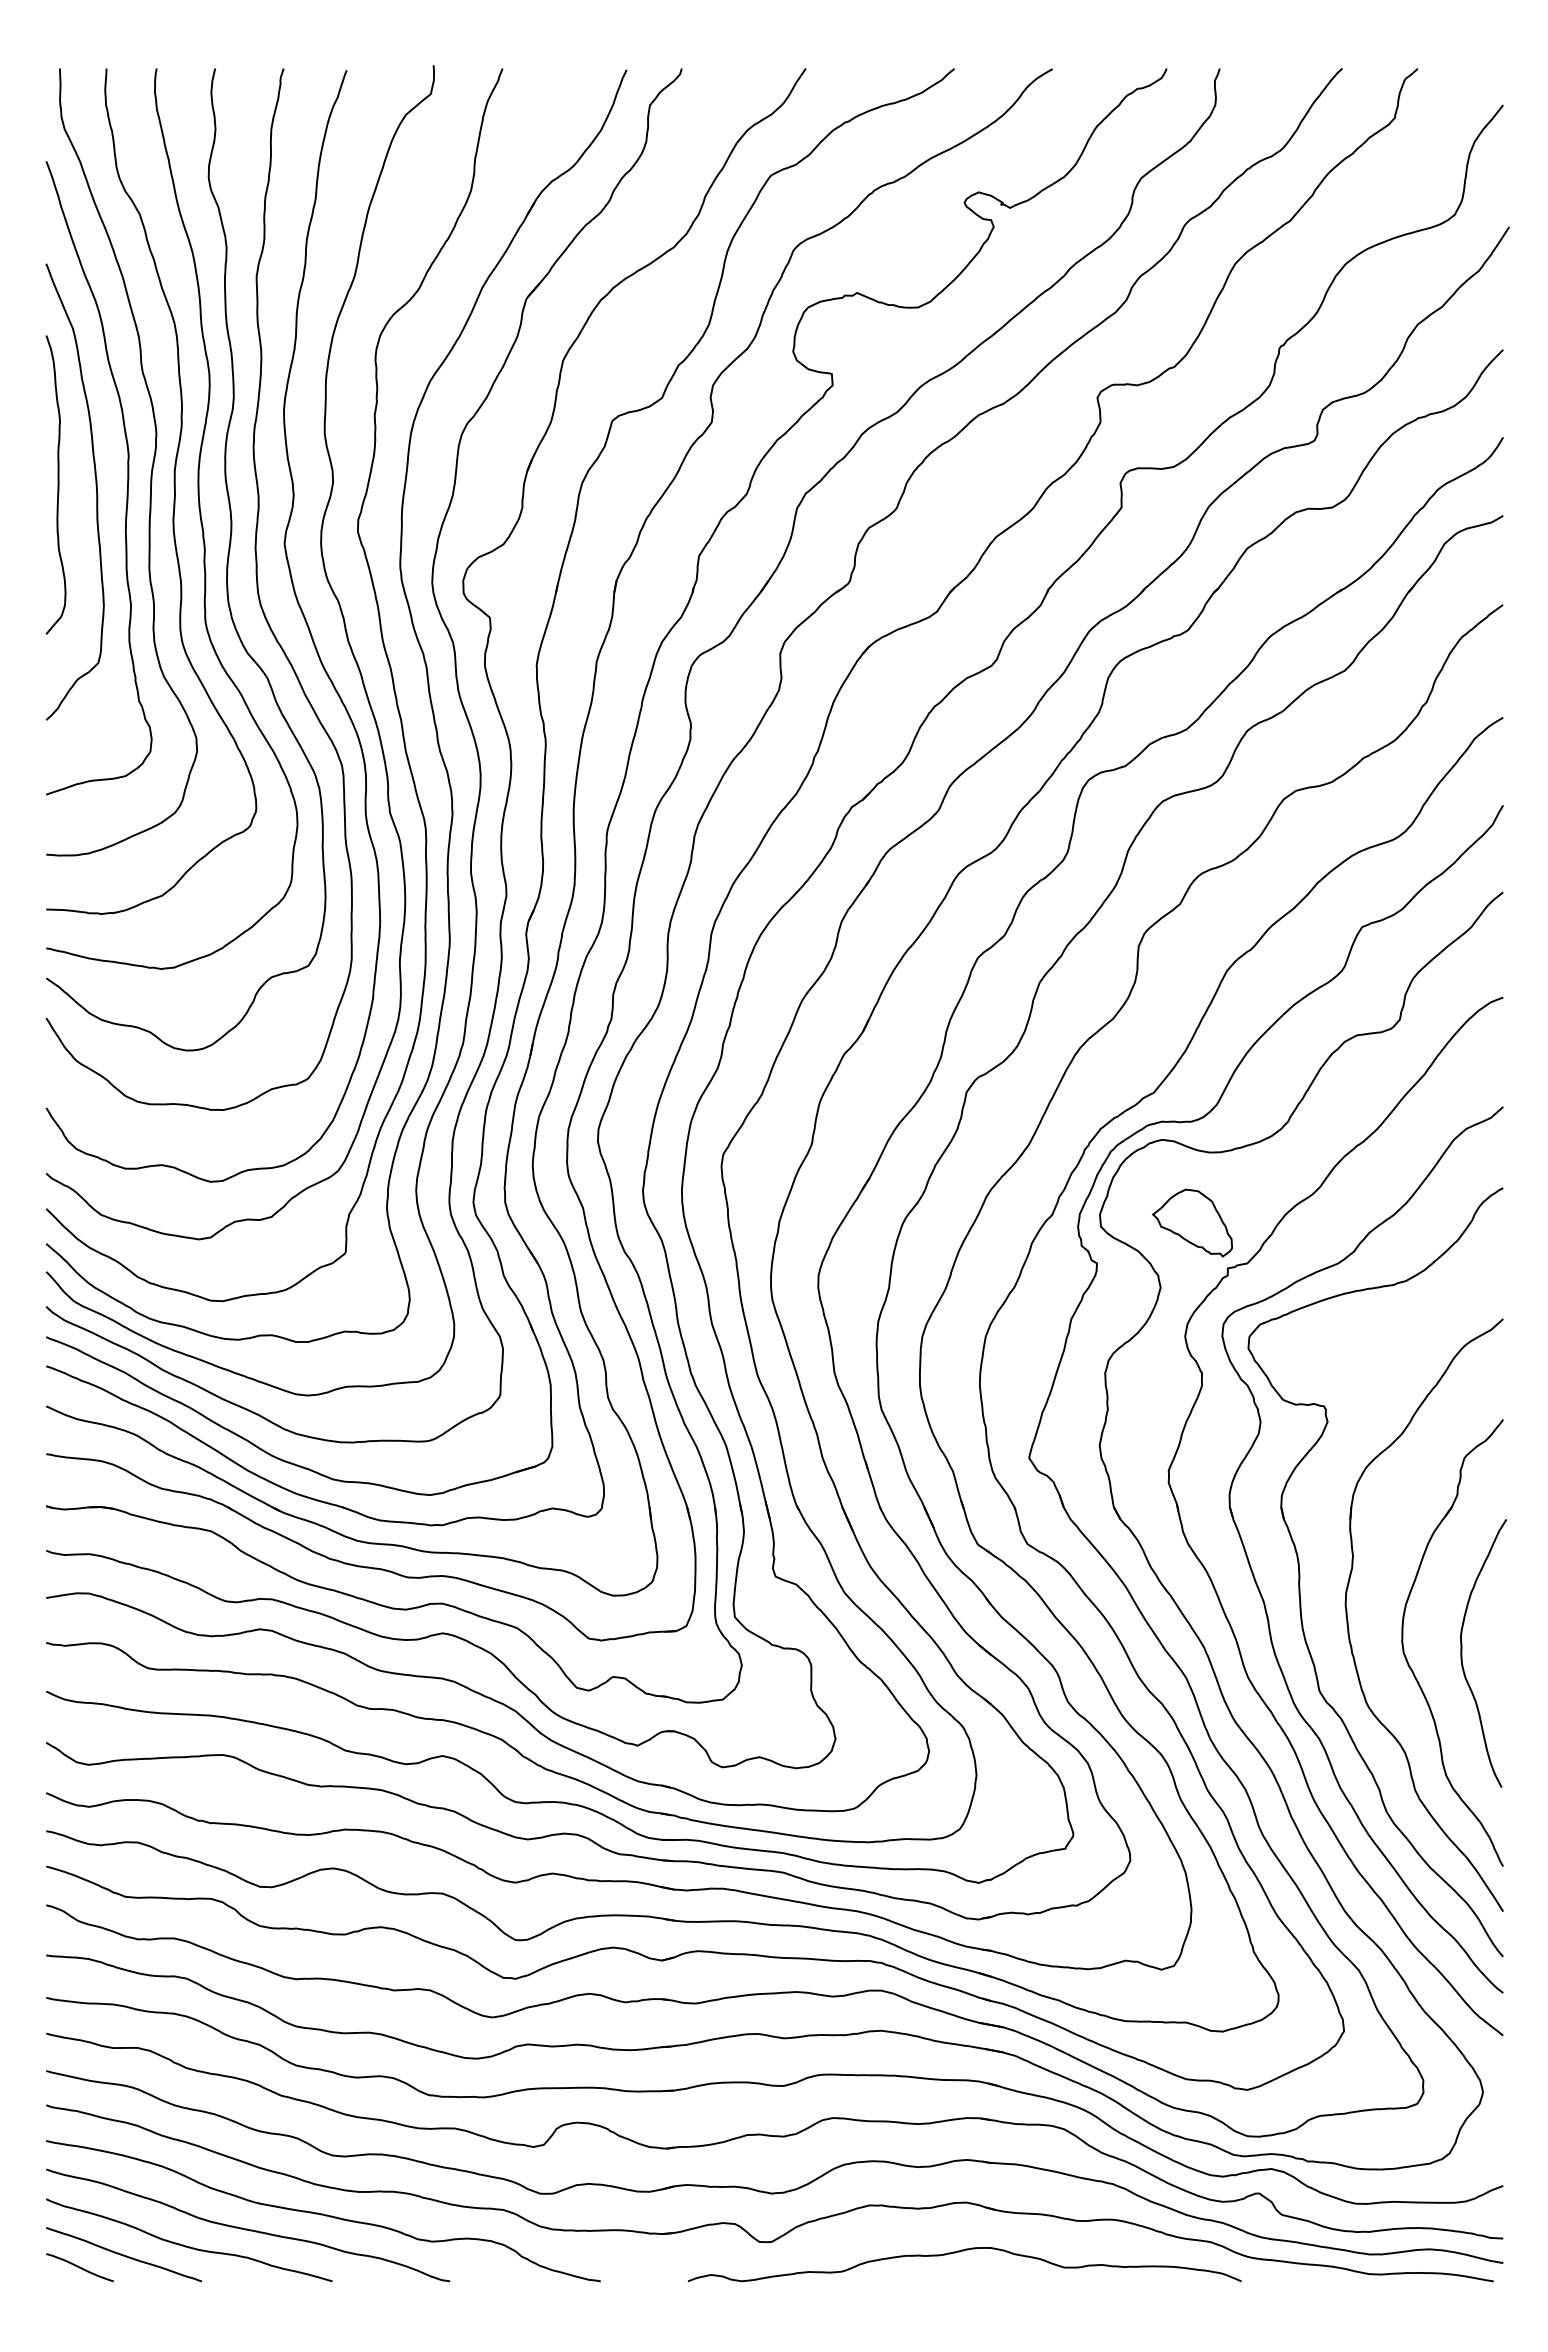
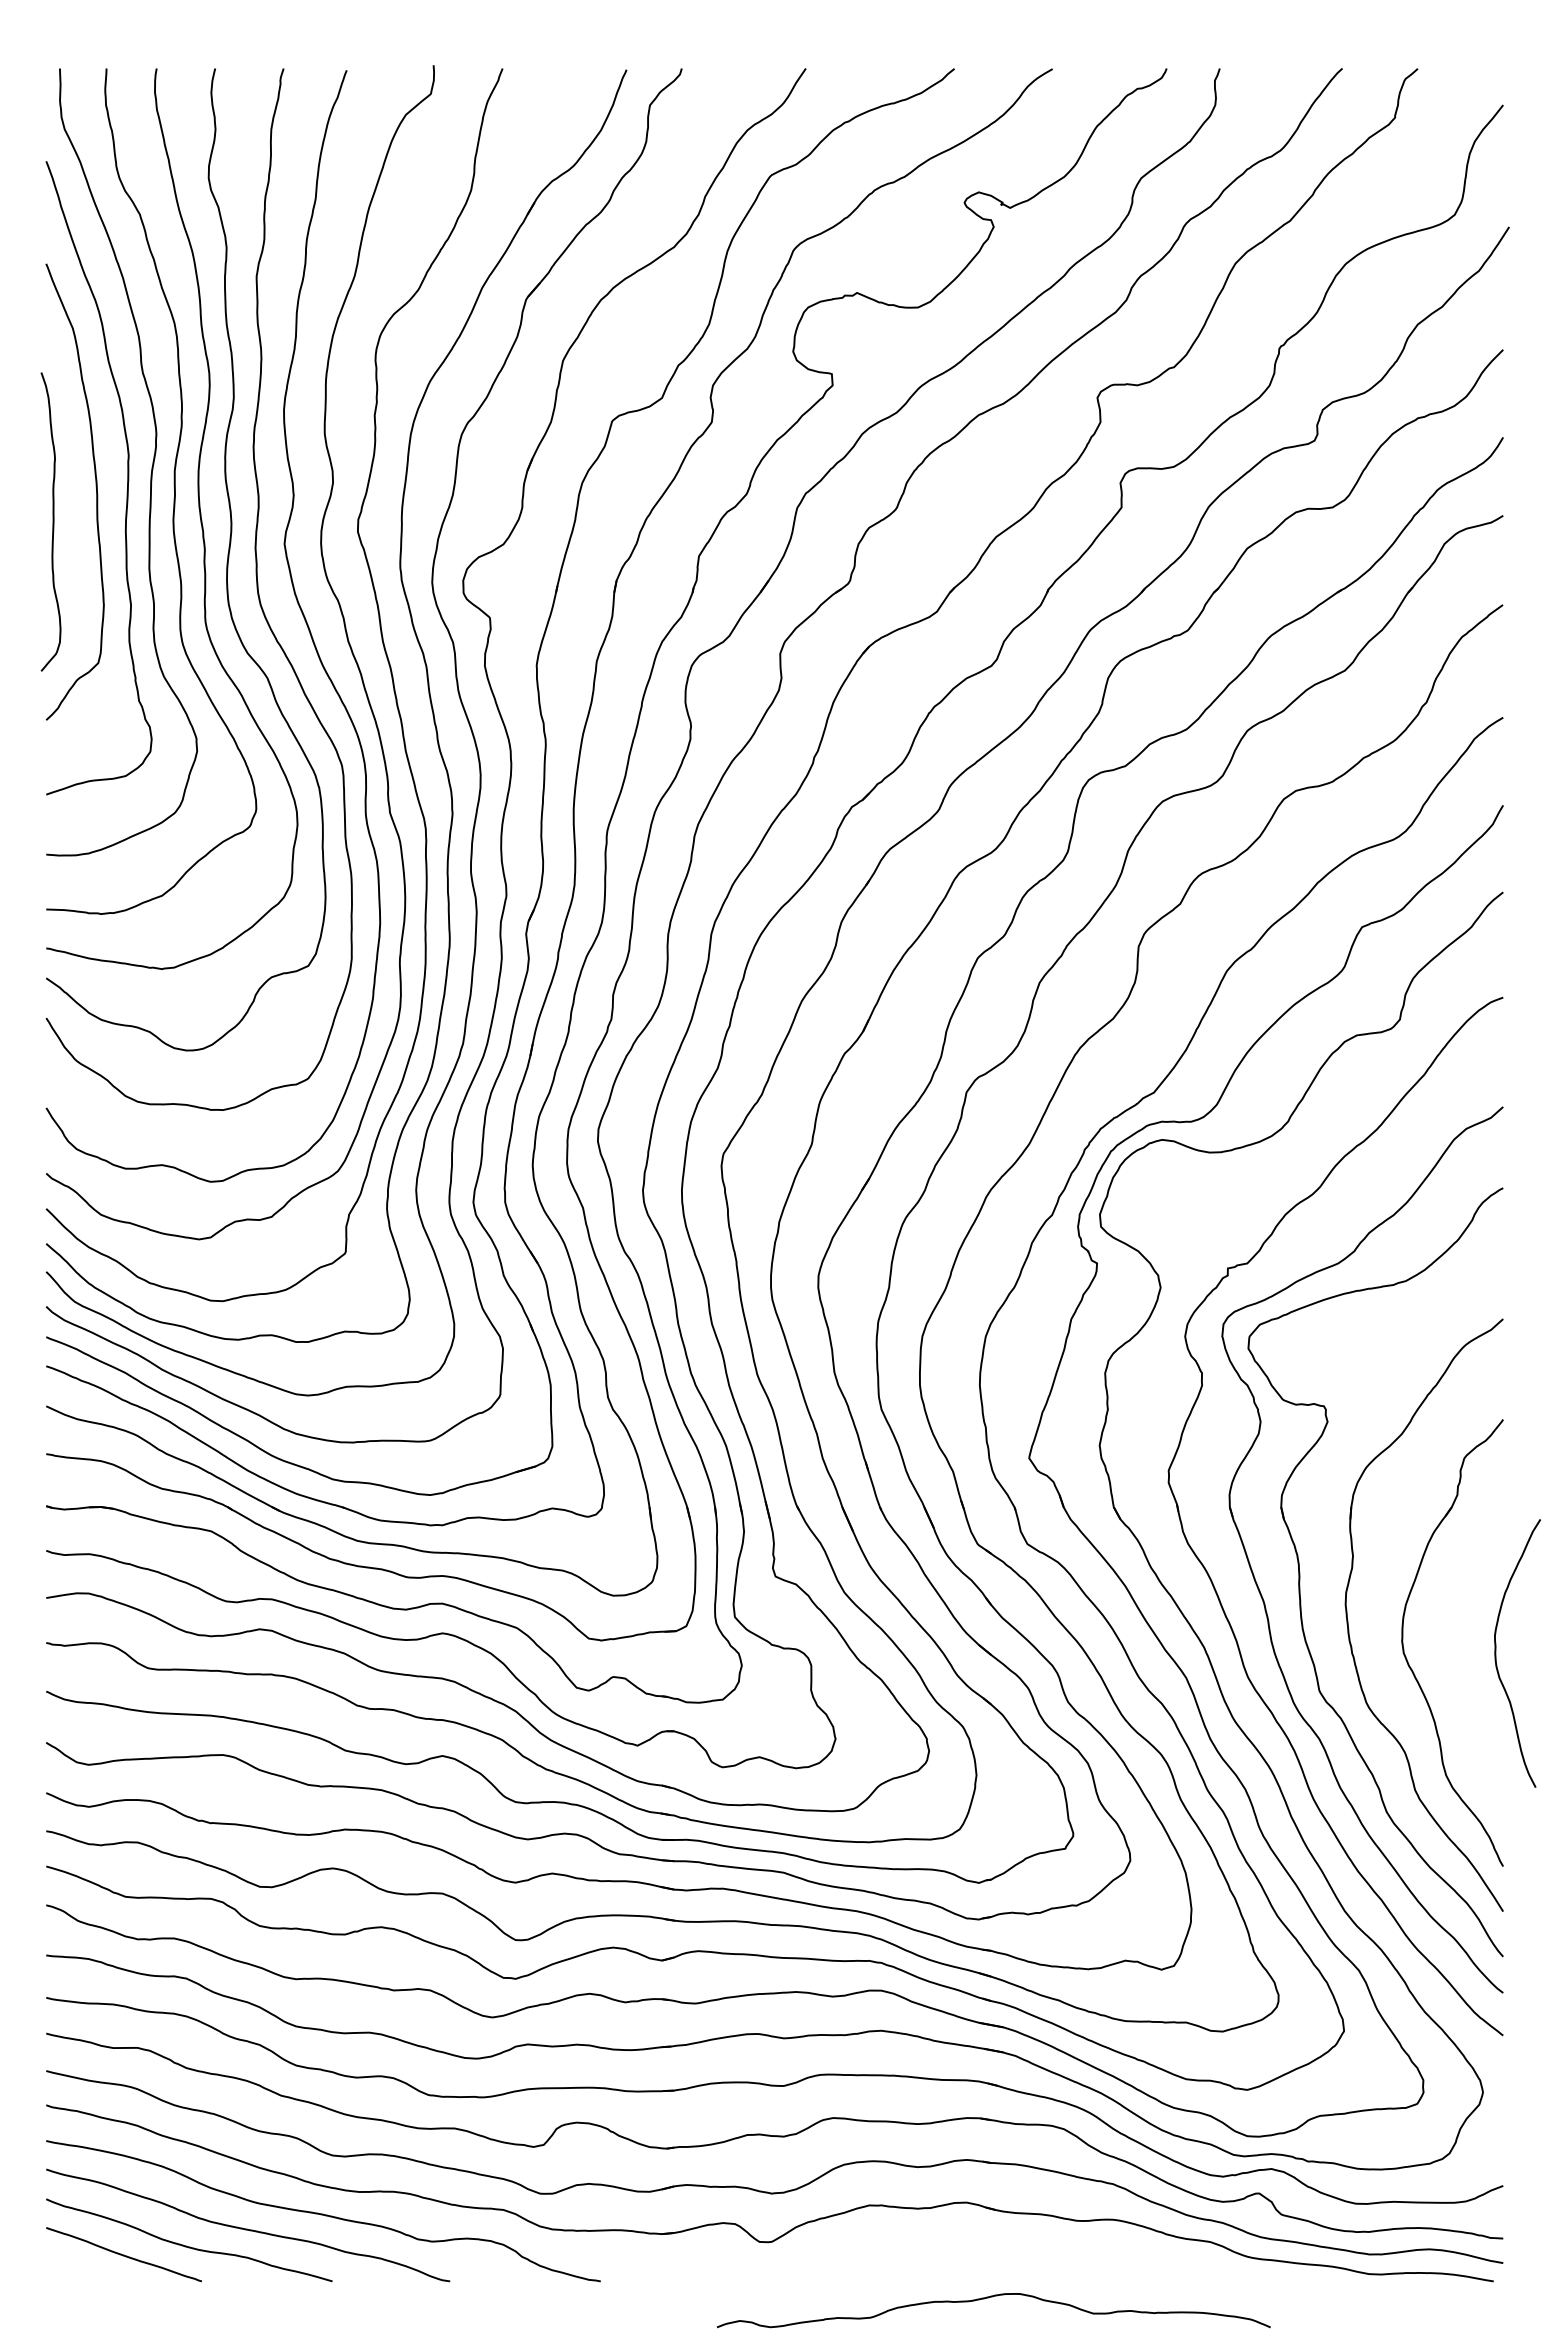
curve position: (57, 484) -> (52, 521) (52, 521)
part: present -> none (1192, 1222)
curve position: (1462, 1653) -> (1496, 1653) (1496, 1653)
part position: (959, 2252) -> (988, 2298) (988, 2298)
curve: present -> none (79, 2267)
